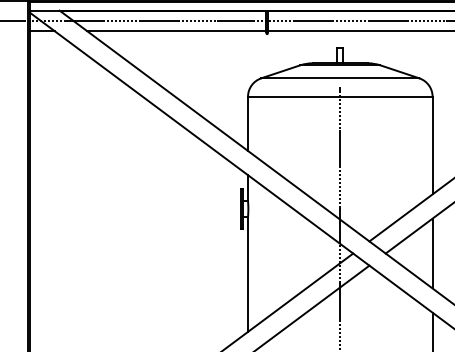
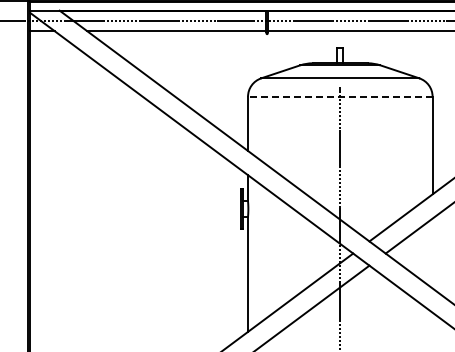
line: solid -> dashed (339, 96)
line: present -> none (432, 253)
line: present -> none (432, 330)
